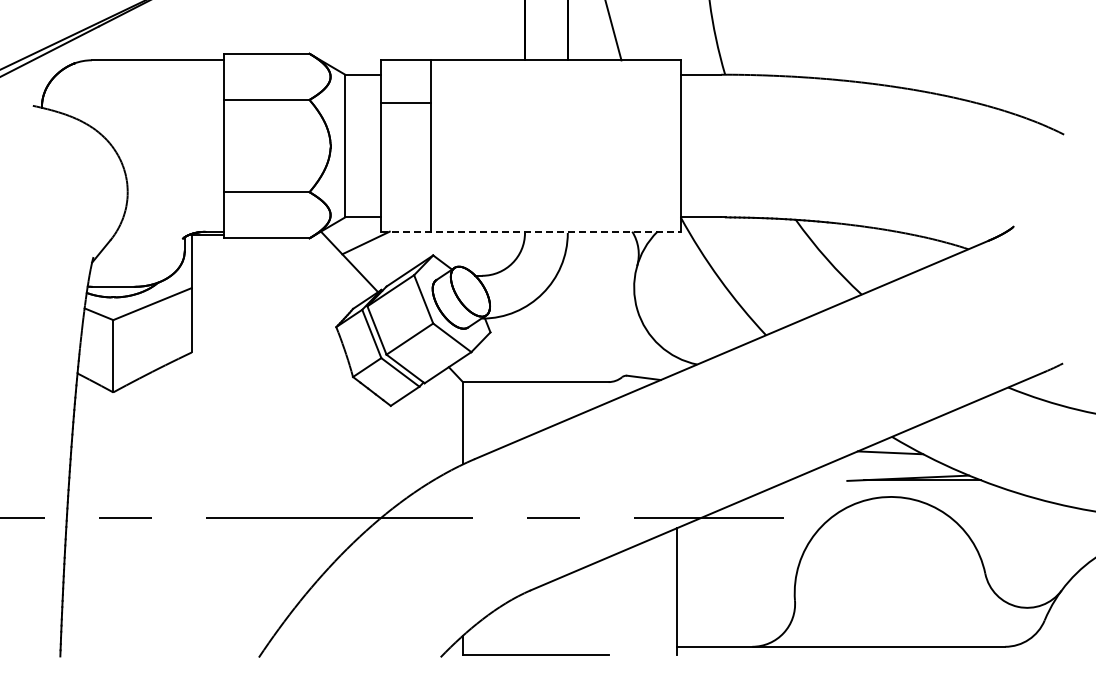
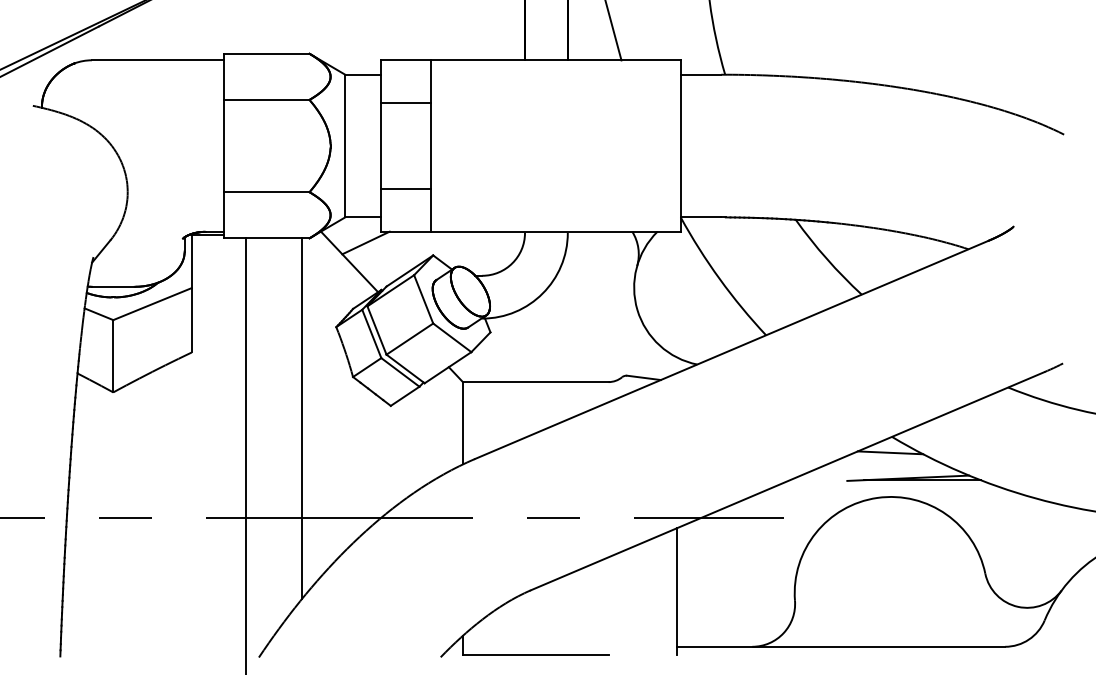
line: none -> present (405, 188)
line: dashed -> solid (530, 231)
line: none -> present (302, 418)
line: none -> present (246, 454)
